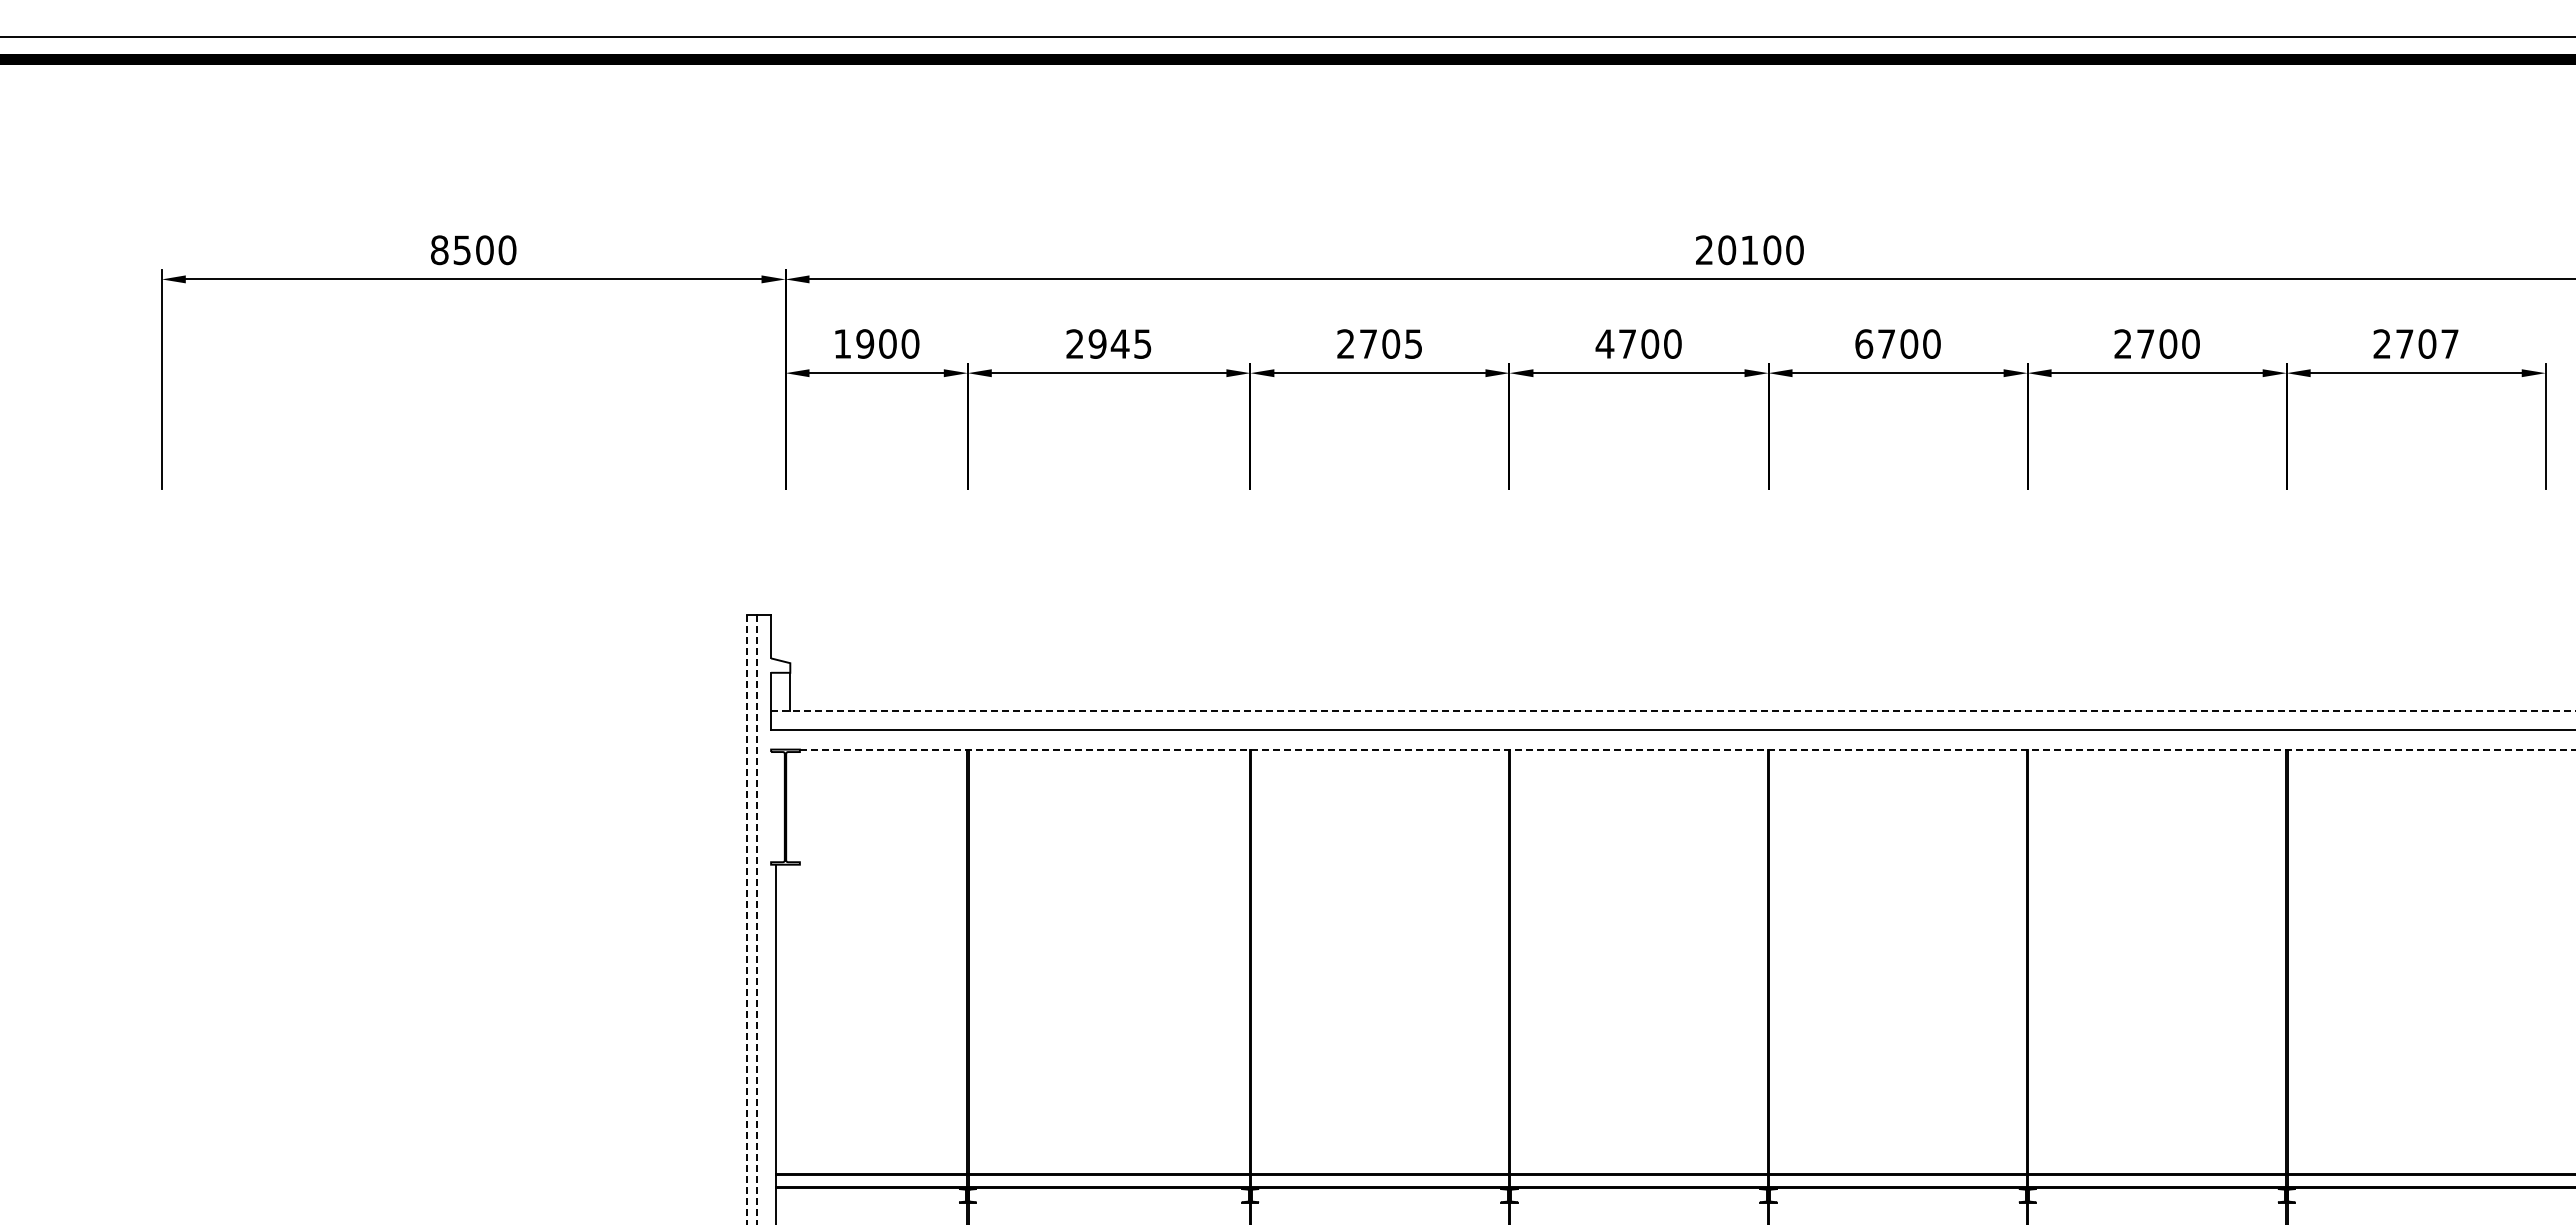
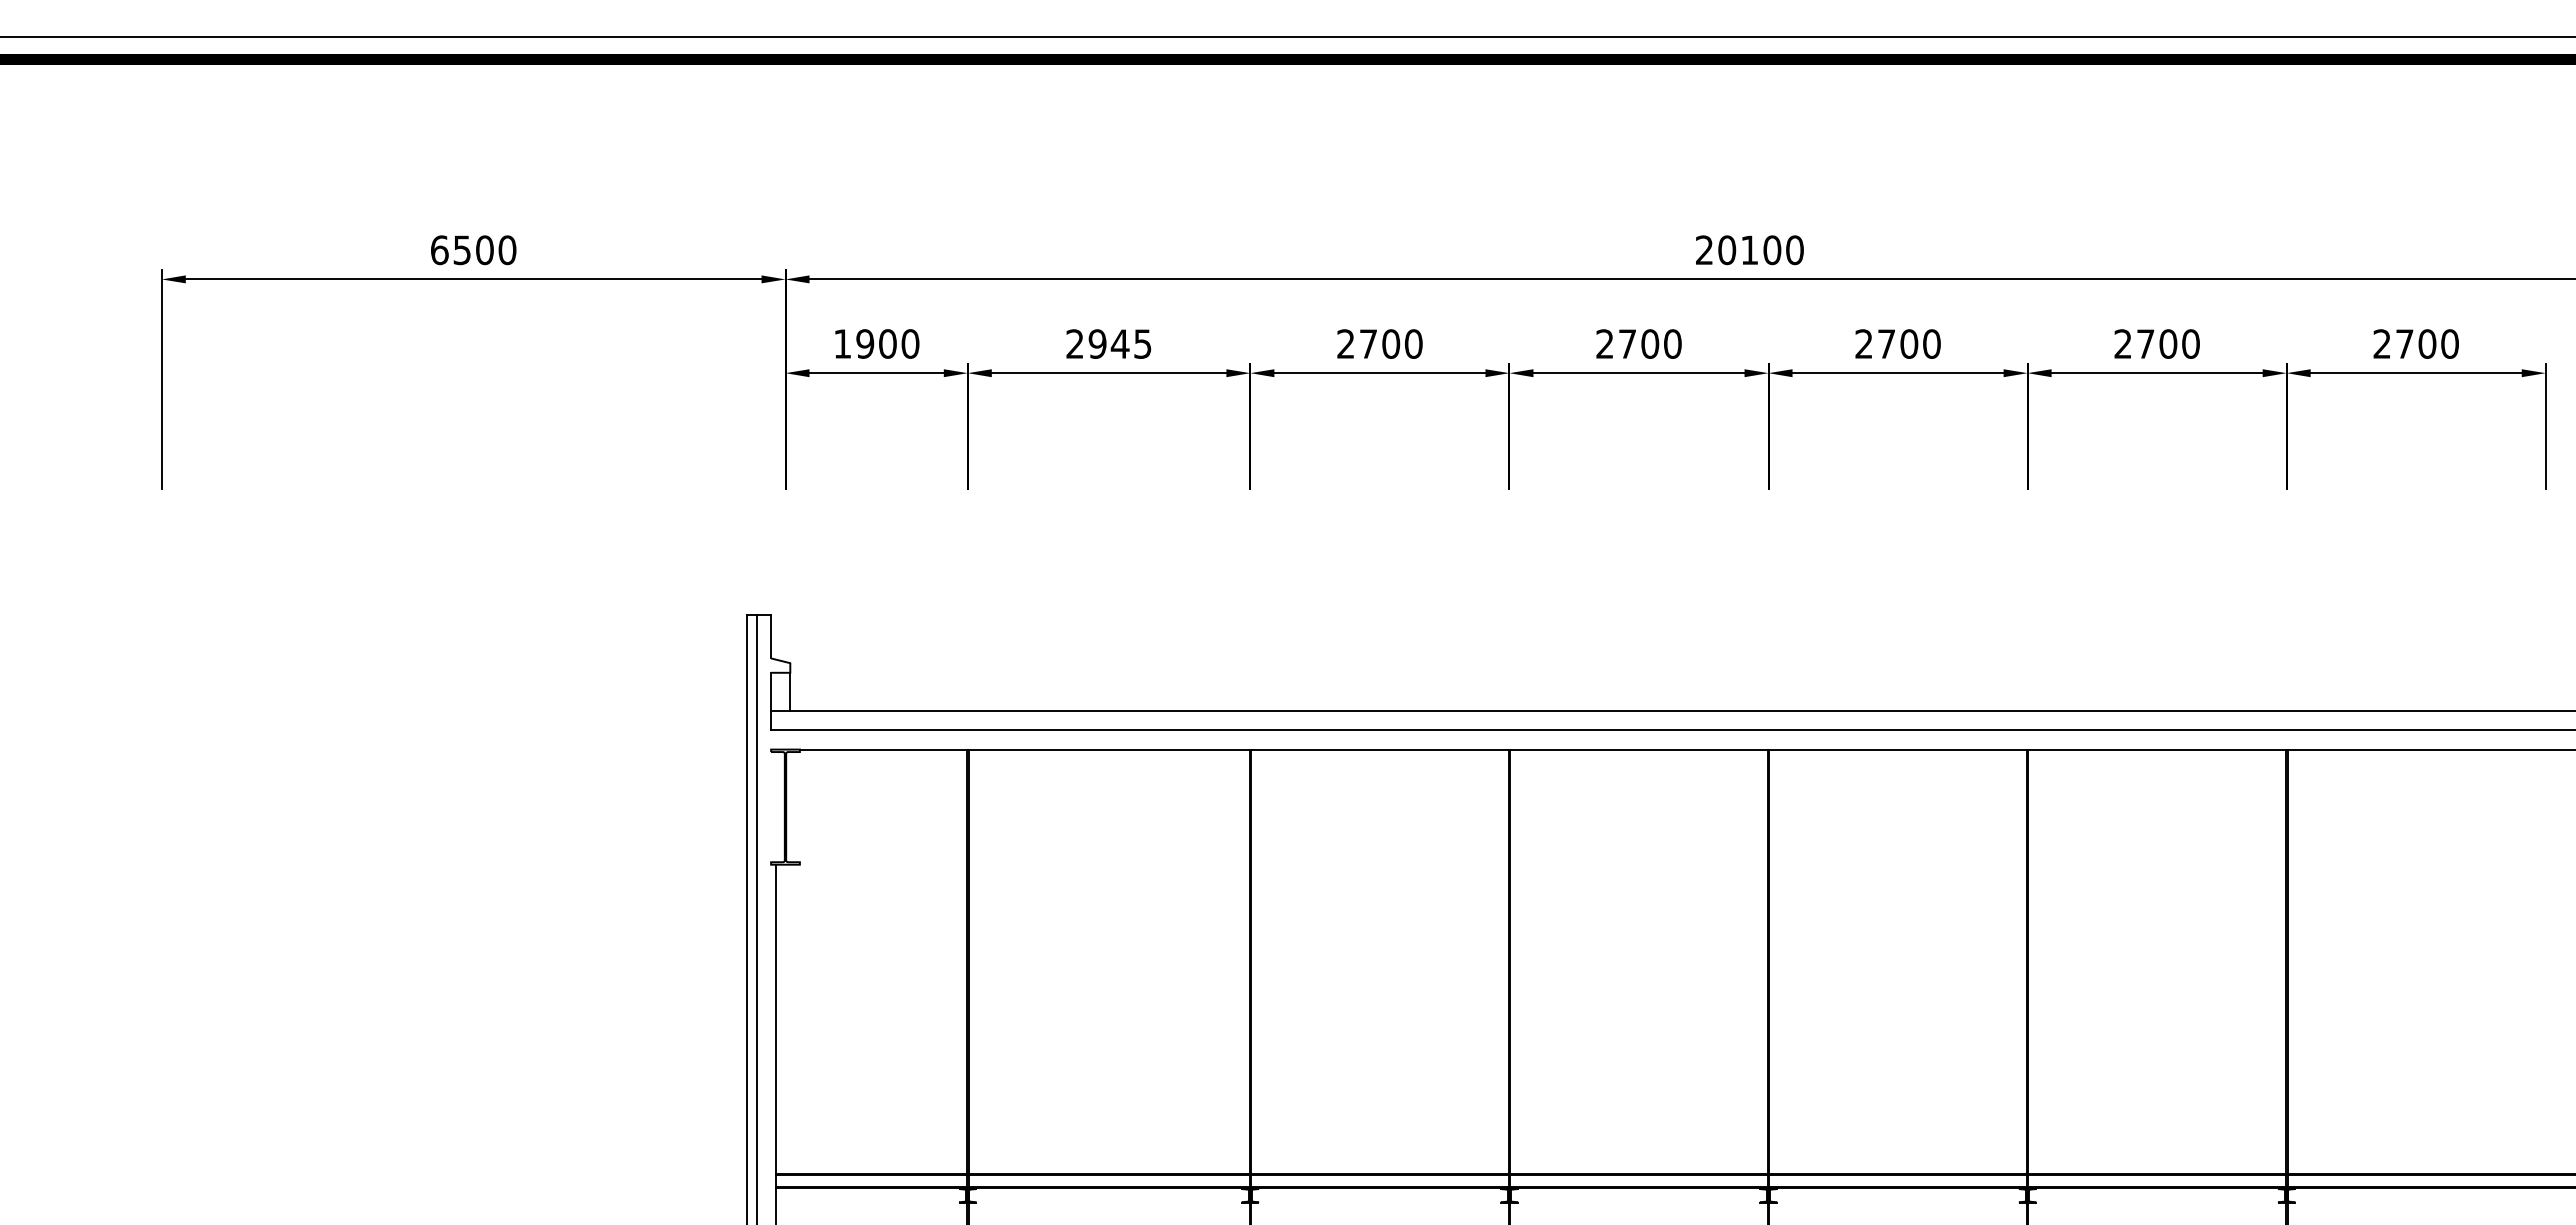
text: 8500 -> 6500 (439, 249)
text: 2705 -> 2700 (1413, 343)
text: 4700 -> 2700 (1604, 343)
text: 6700 -> 2700 (1864, 343)
text: 2707 -> 2700 (2449, 343)
line: dashed -> solid (1673, 711)
line: dashed -> solid (1687, 749)
line: dashed -> solid (747, 920)
line: dashed -> solid (756, 920)
